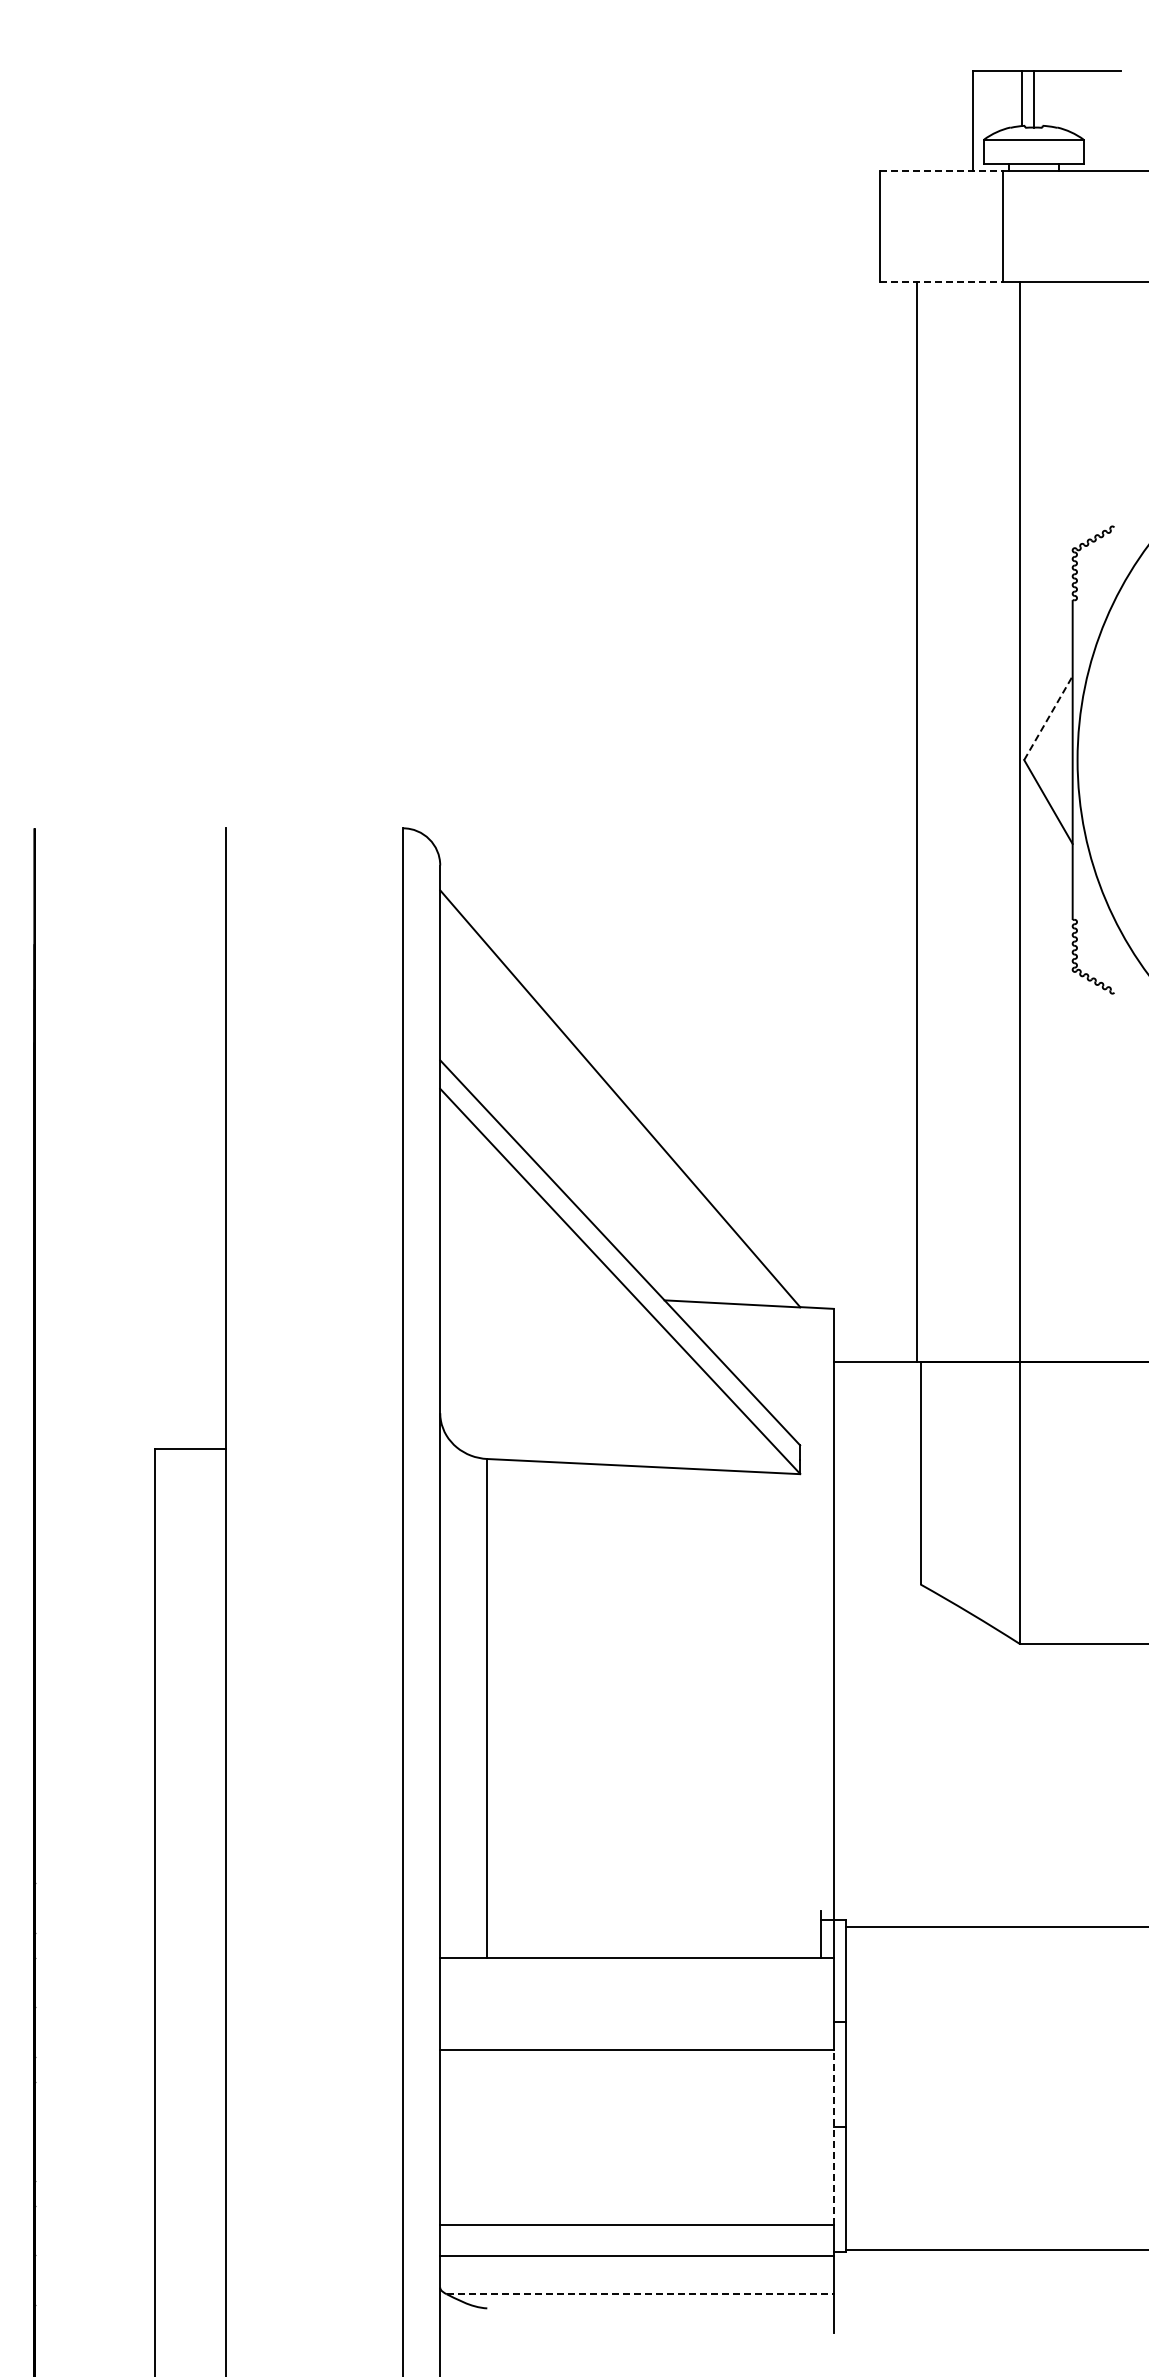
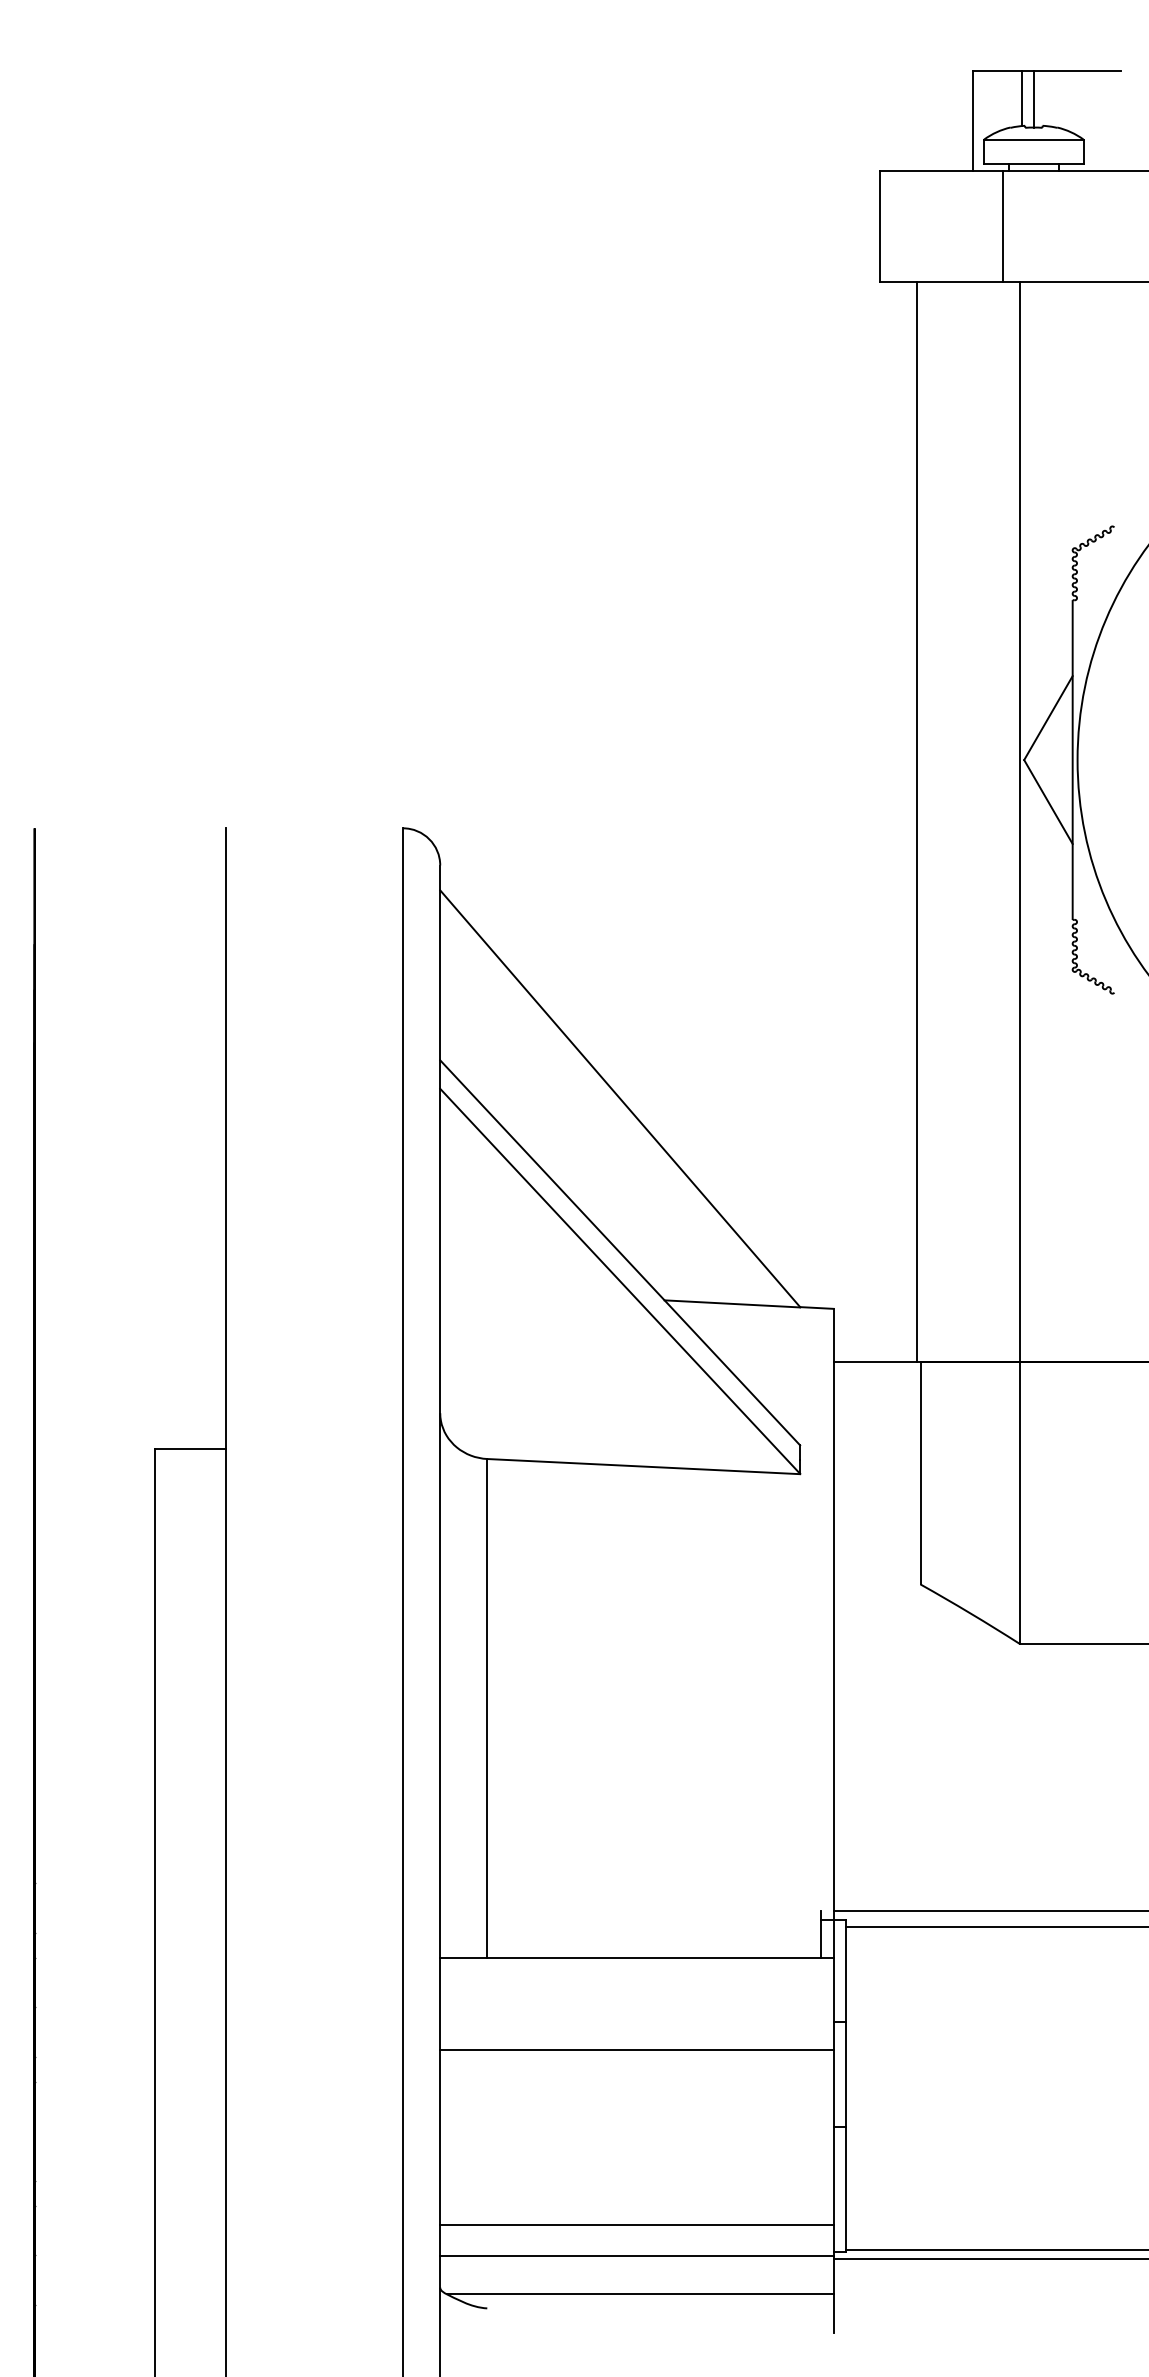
line: dashed -> solid (941, 170)
line: dashed -> solid (941, 282)
line: dashed -> solid (1048, 717)
line: none -> present (989, 1911)
line: dashed -> solid (833, 2137)
line: none -> present (989, 2258)
line: dashed -> solid (640, 2294)
